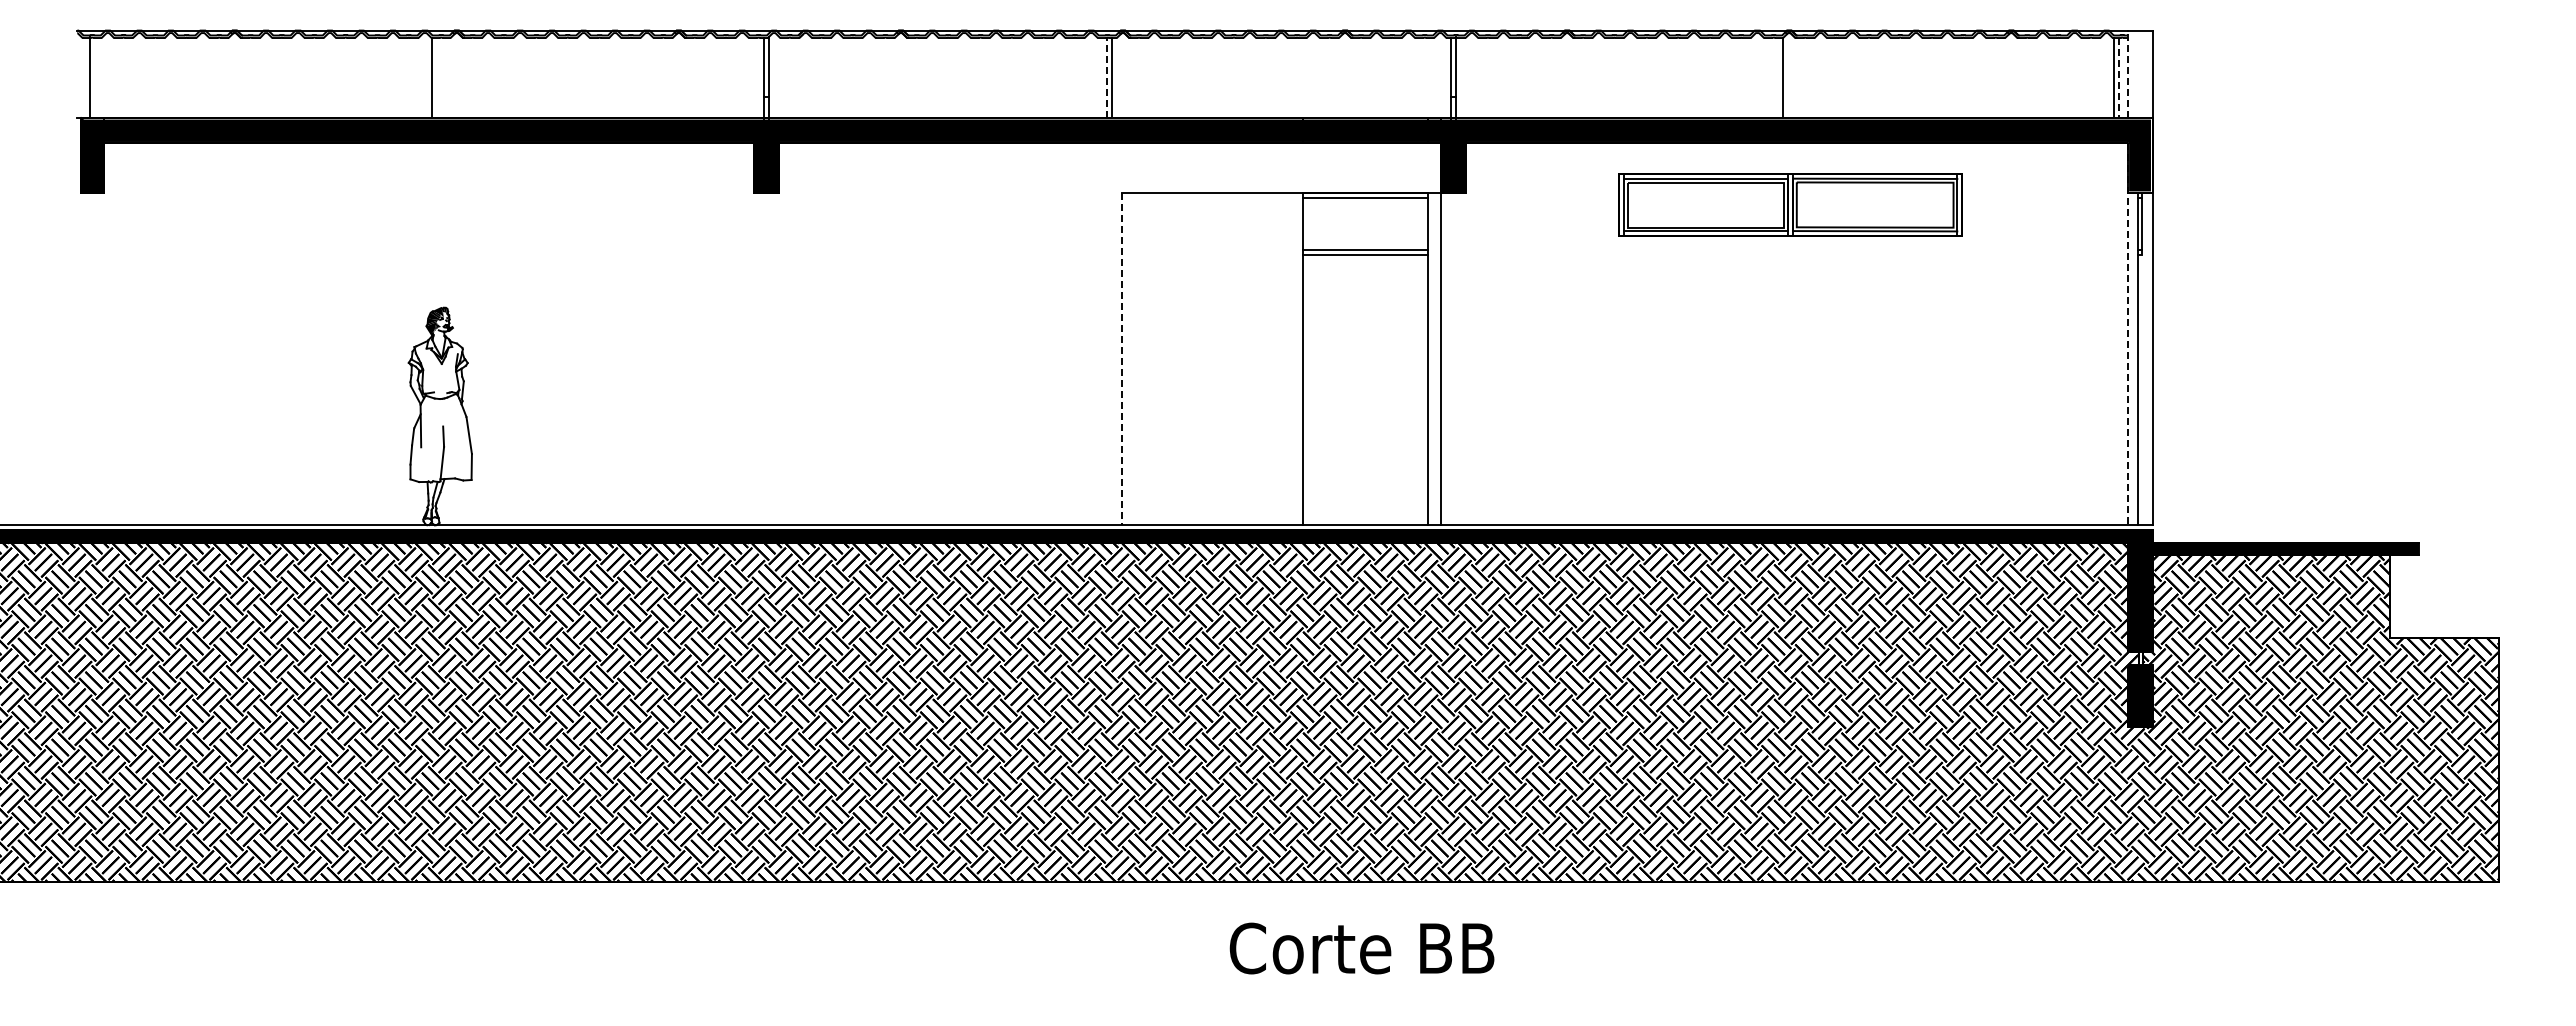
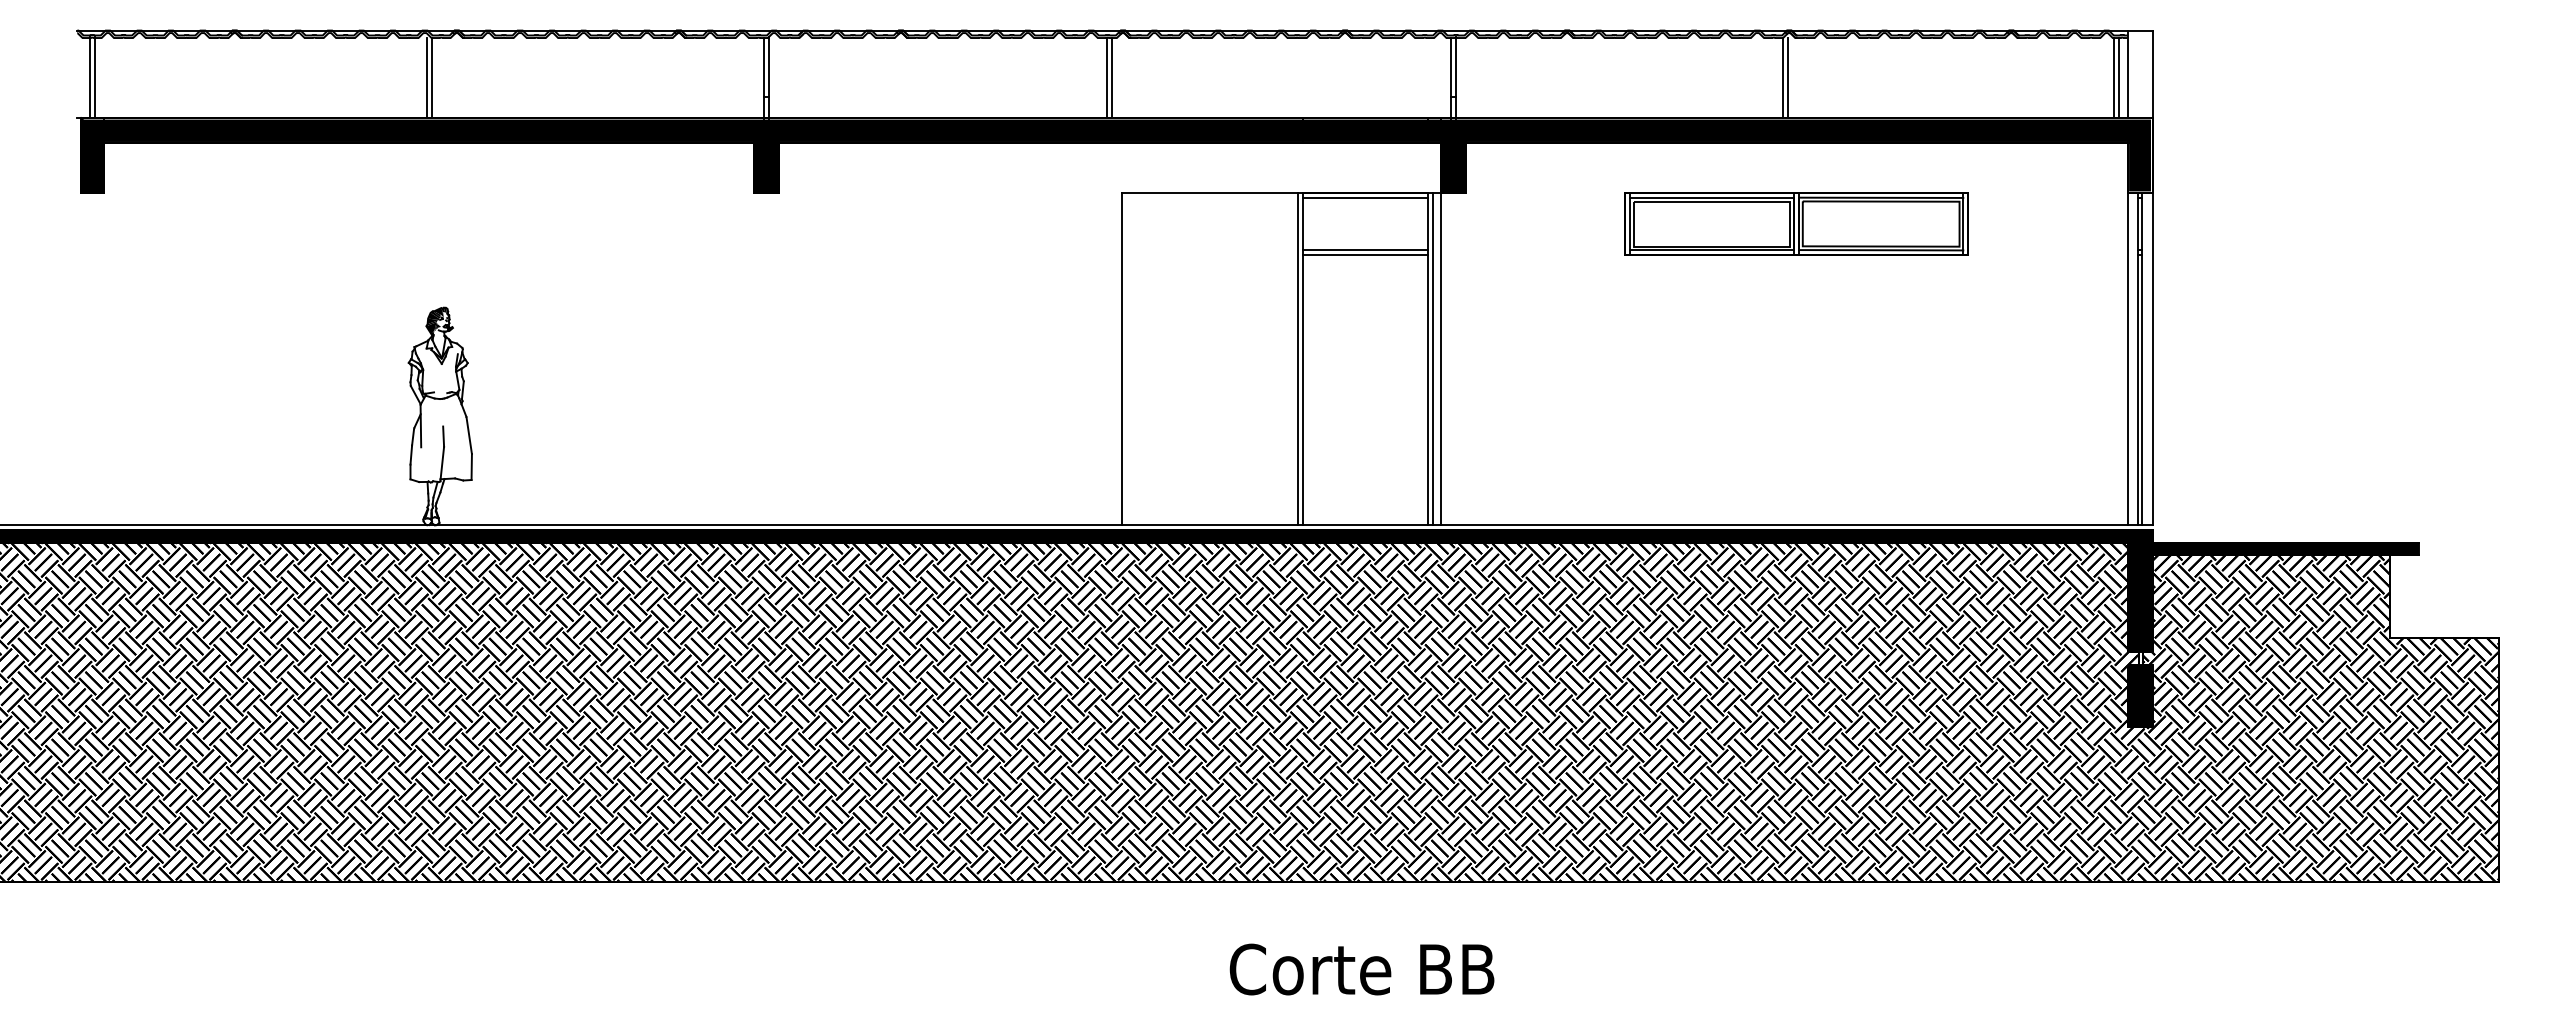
line: dashed -> solid (2127, 74)
line: none -> present (95, 77)
line: dashed -> solid (1107, 77)
line: none -> present (426, 78)
line: none -> present (1787, 78)
line: dashed -> solid (2119, 78)
part position: (1790, 204) -> (1796, 223) (1796, 223)
line: dashed -> solid (2127, 334)
line: none -> present (1298, 358)
line: none -> present (1433, 358)
line: dashed -> solid (1122, 359)
line: none -> present (2141, 390)
text position: (1361, 948) -> (1361, 969) (1361, 969)
